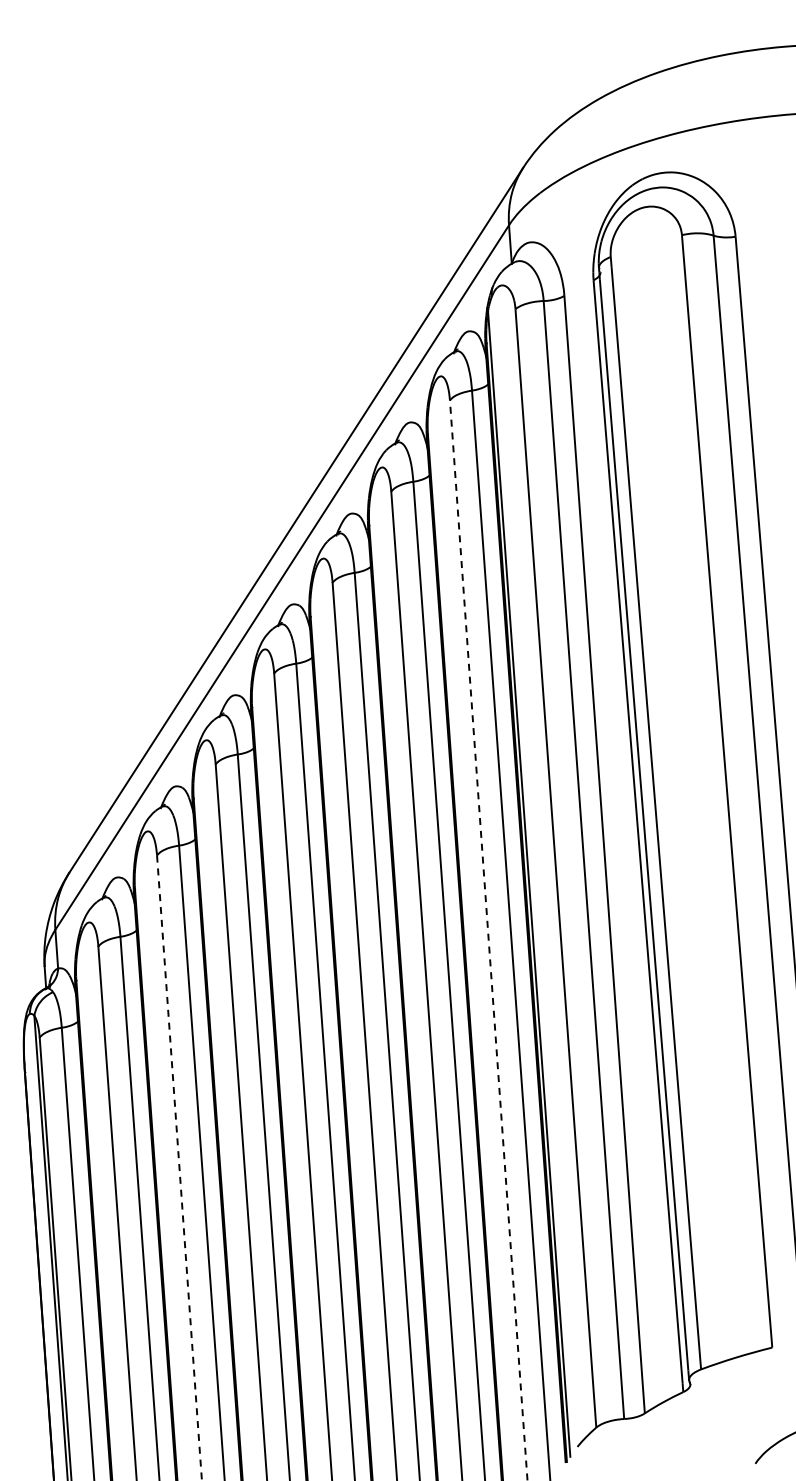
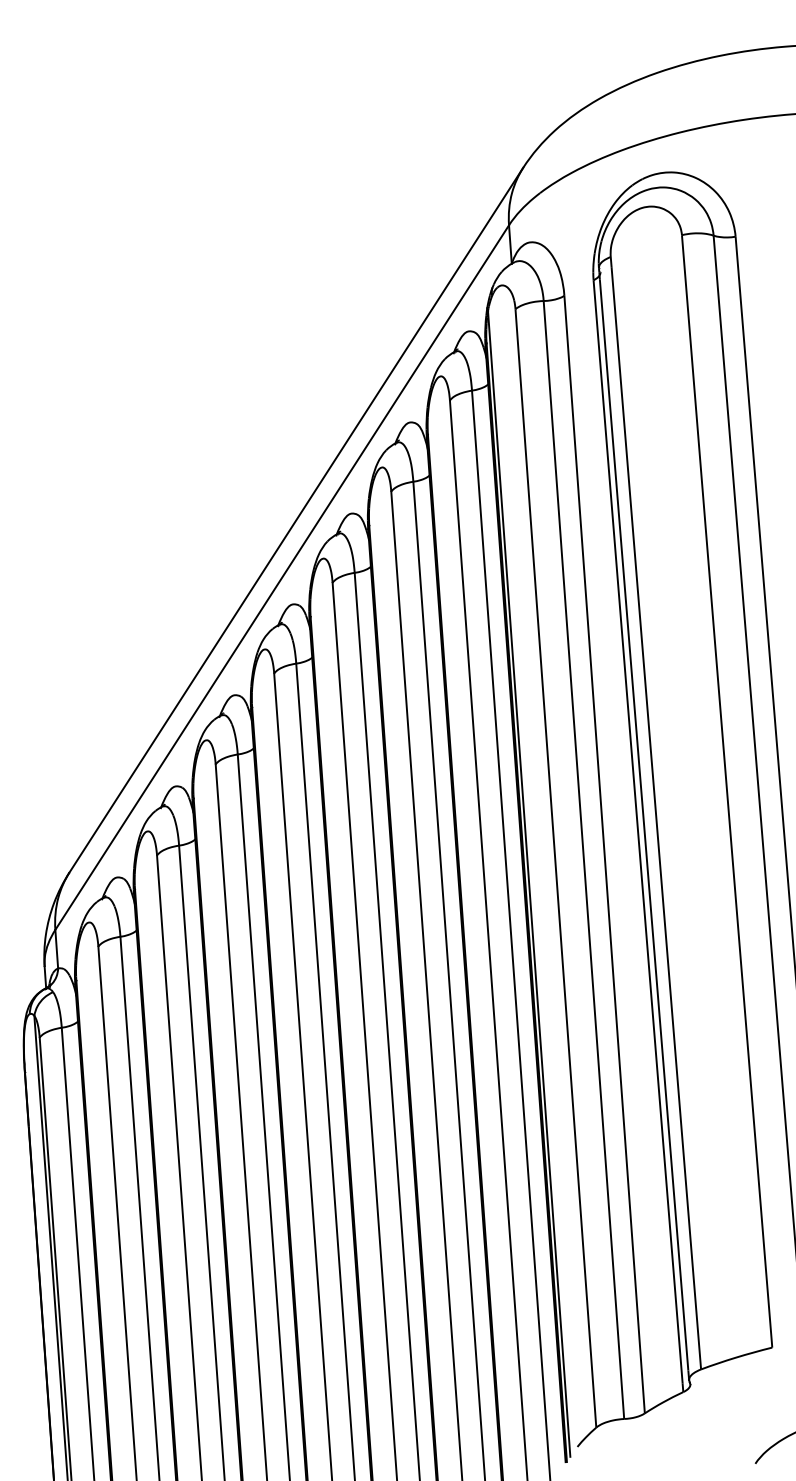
line: dashed -> solid (488, 939)
line: dashed -> solid (179, 1168)
